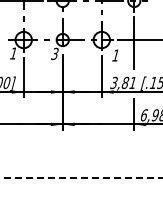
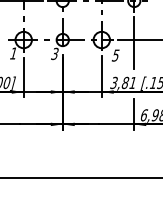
text: 1 -> 5 (115, 55)
line: dashed -> solid (81, 178)
